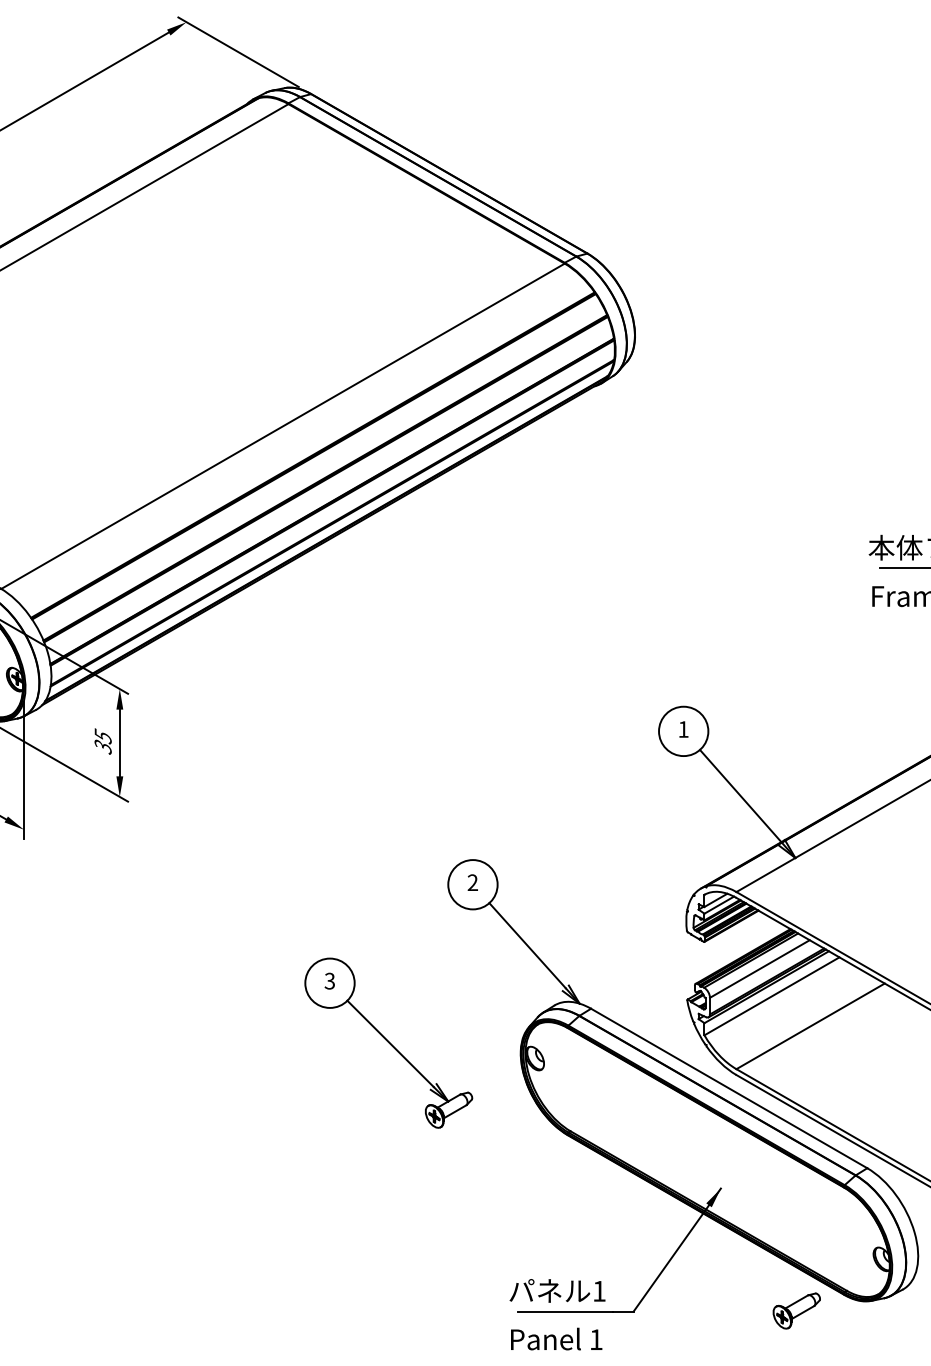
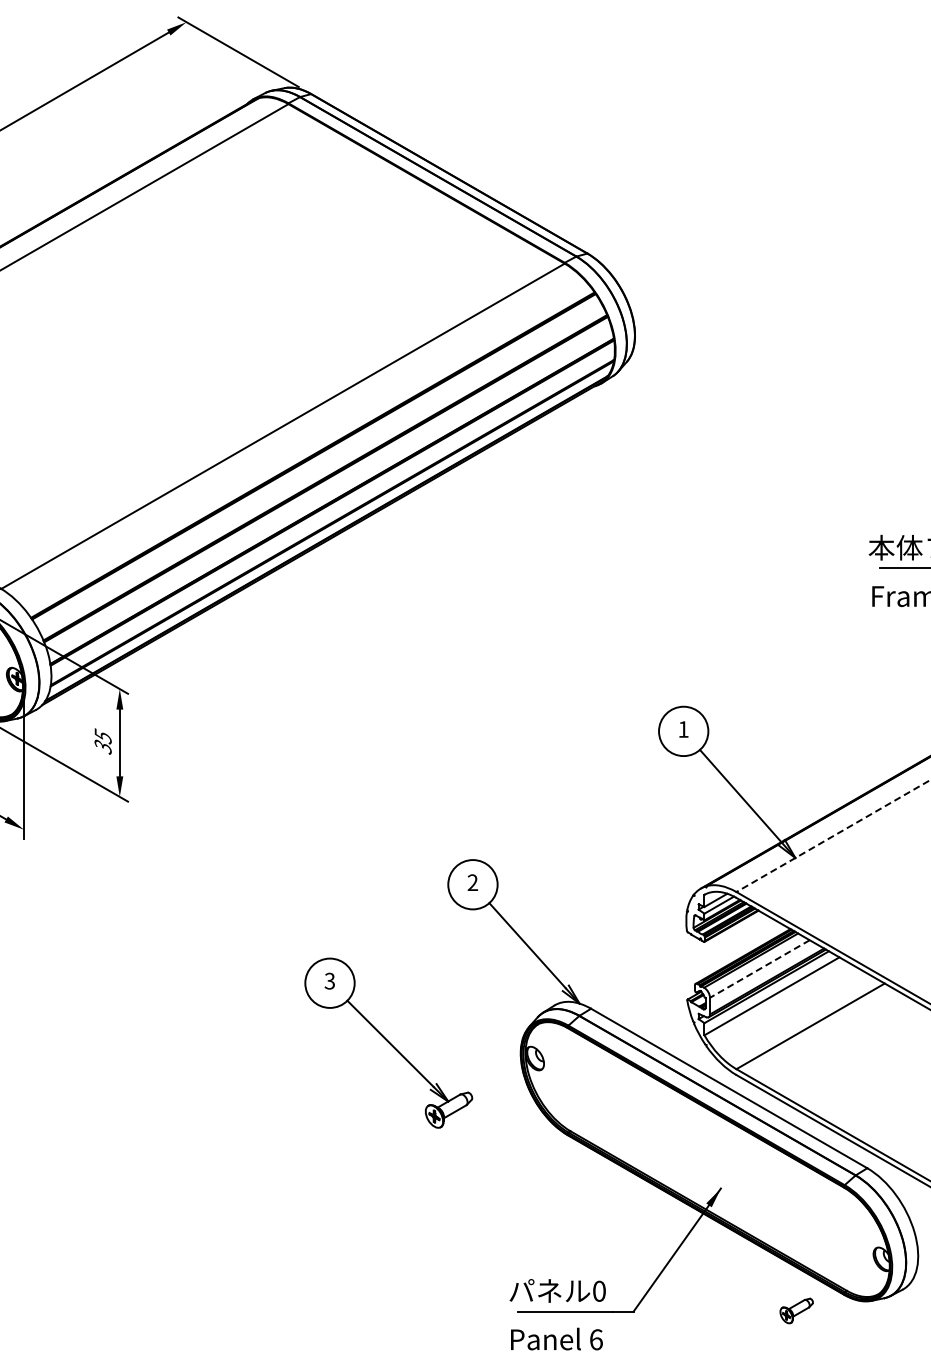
line: solid -> dashed (833, 836)
line: solid -> dashed (759, 969)
text: 1 -> 0 (599, 1290)
part size: 49x38 px -> 35x28 px (796, 1310)
text: 1 -> 6 (596, 1339)
